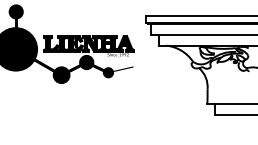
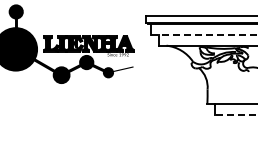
line: solid -> dashed (204, 35)
line: solid -> dashed (236, 114)
